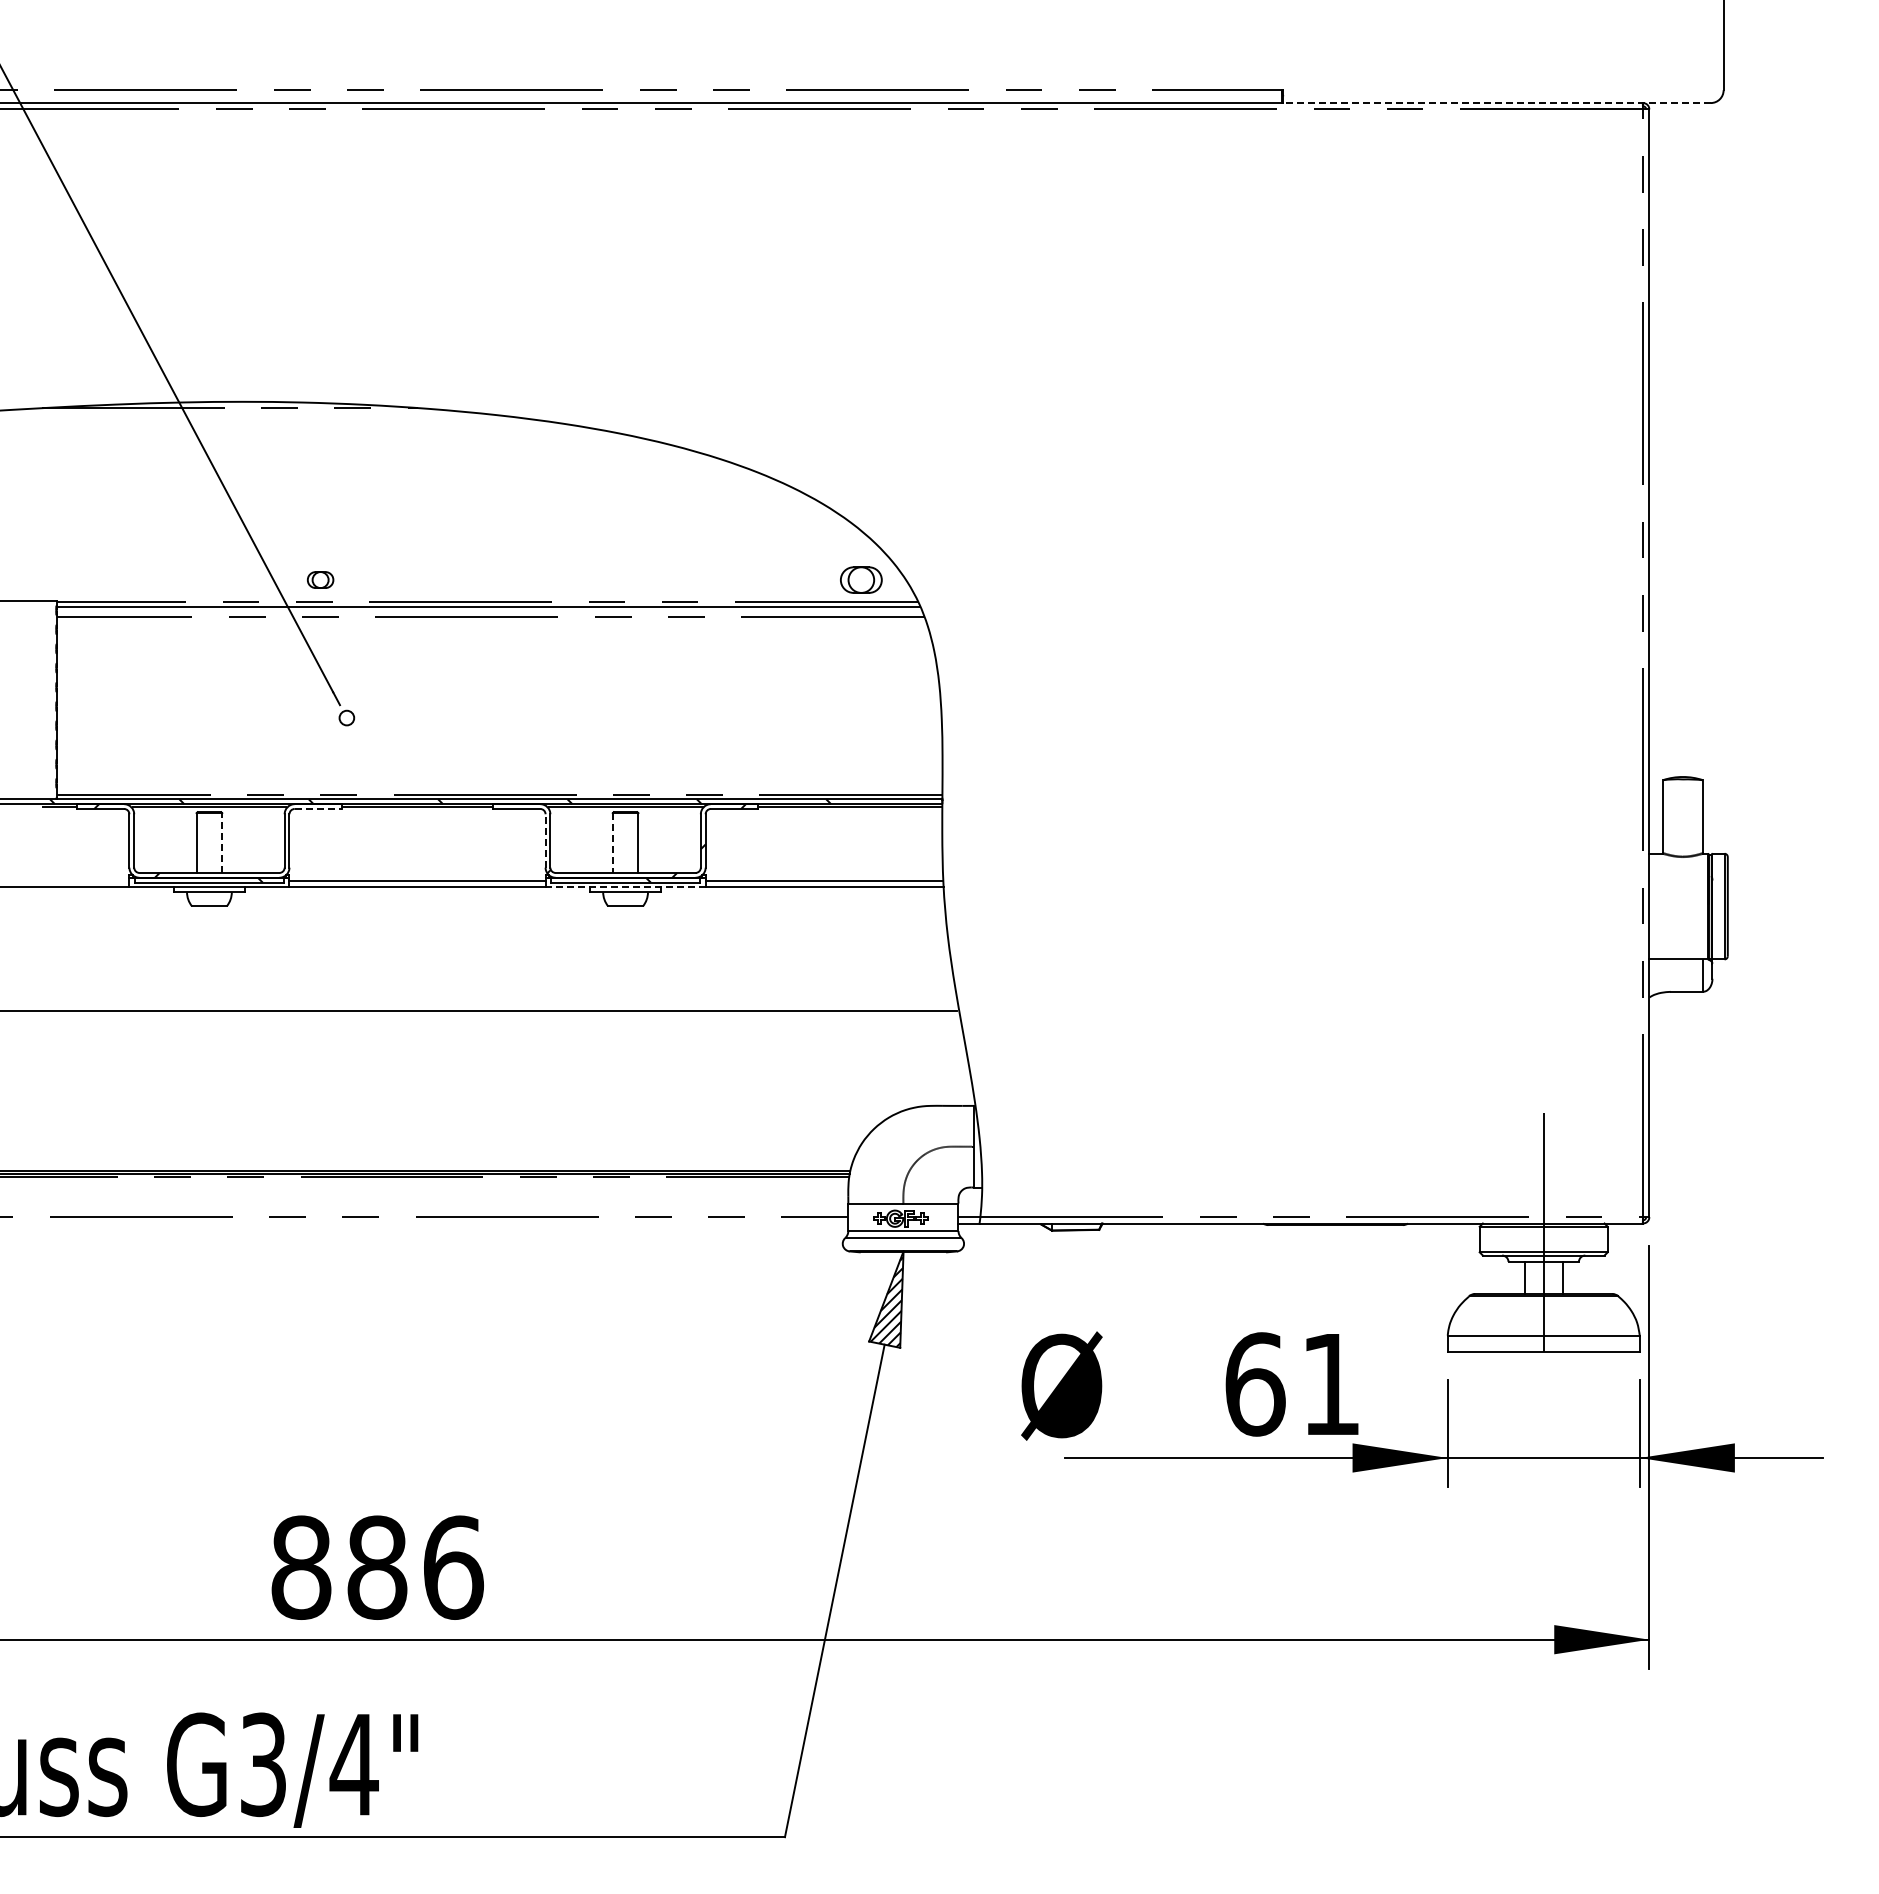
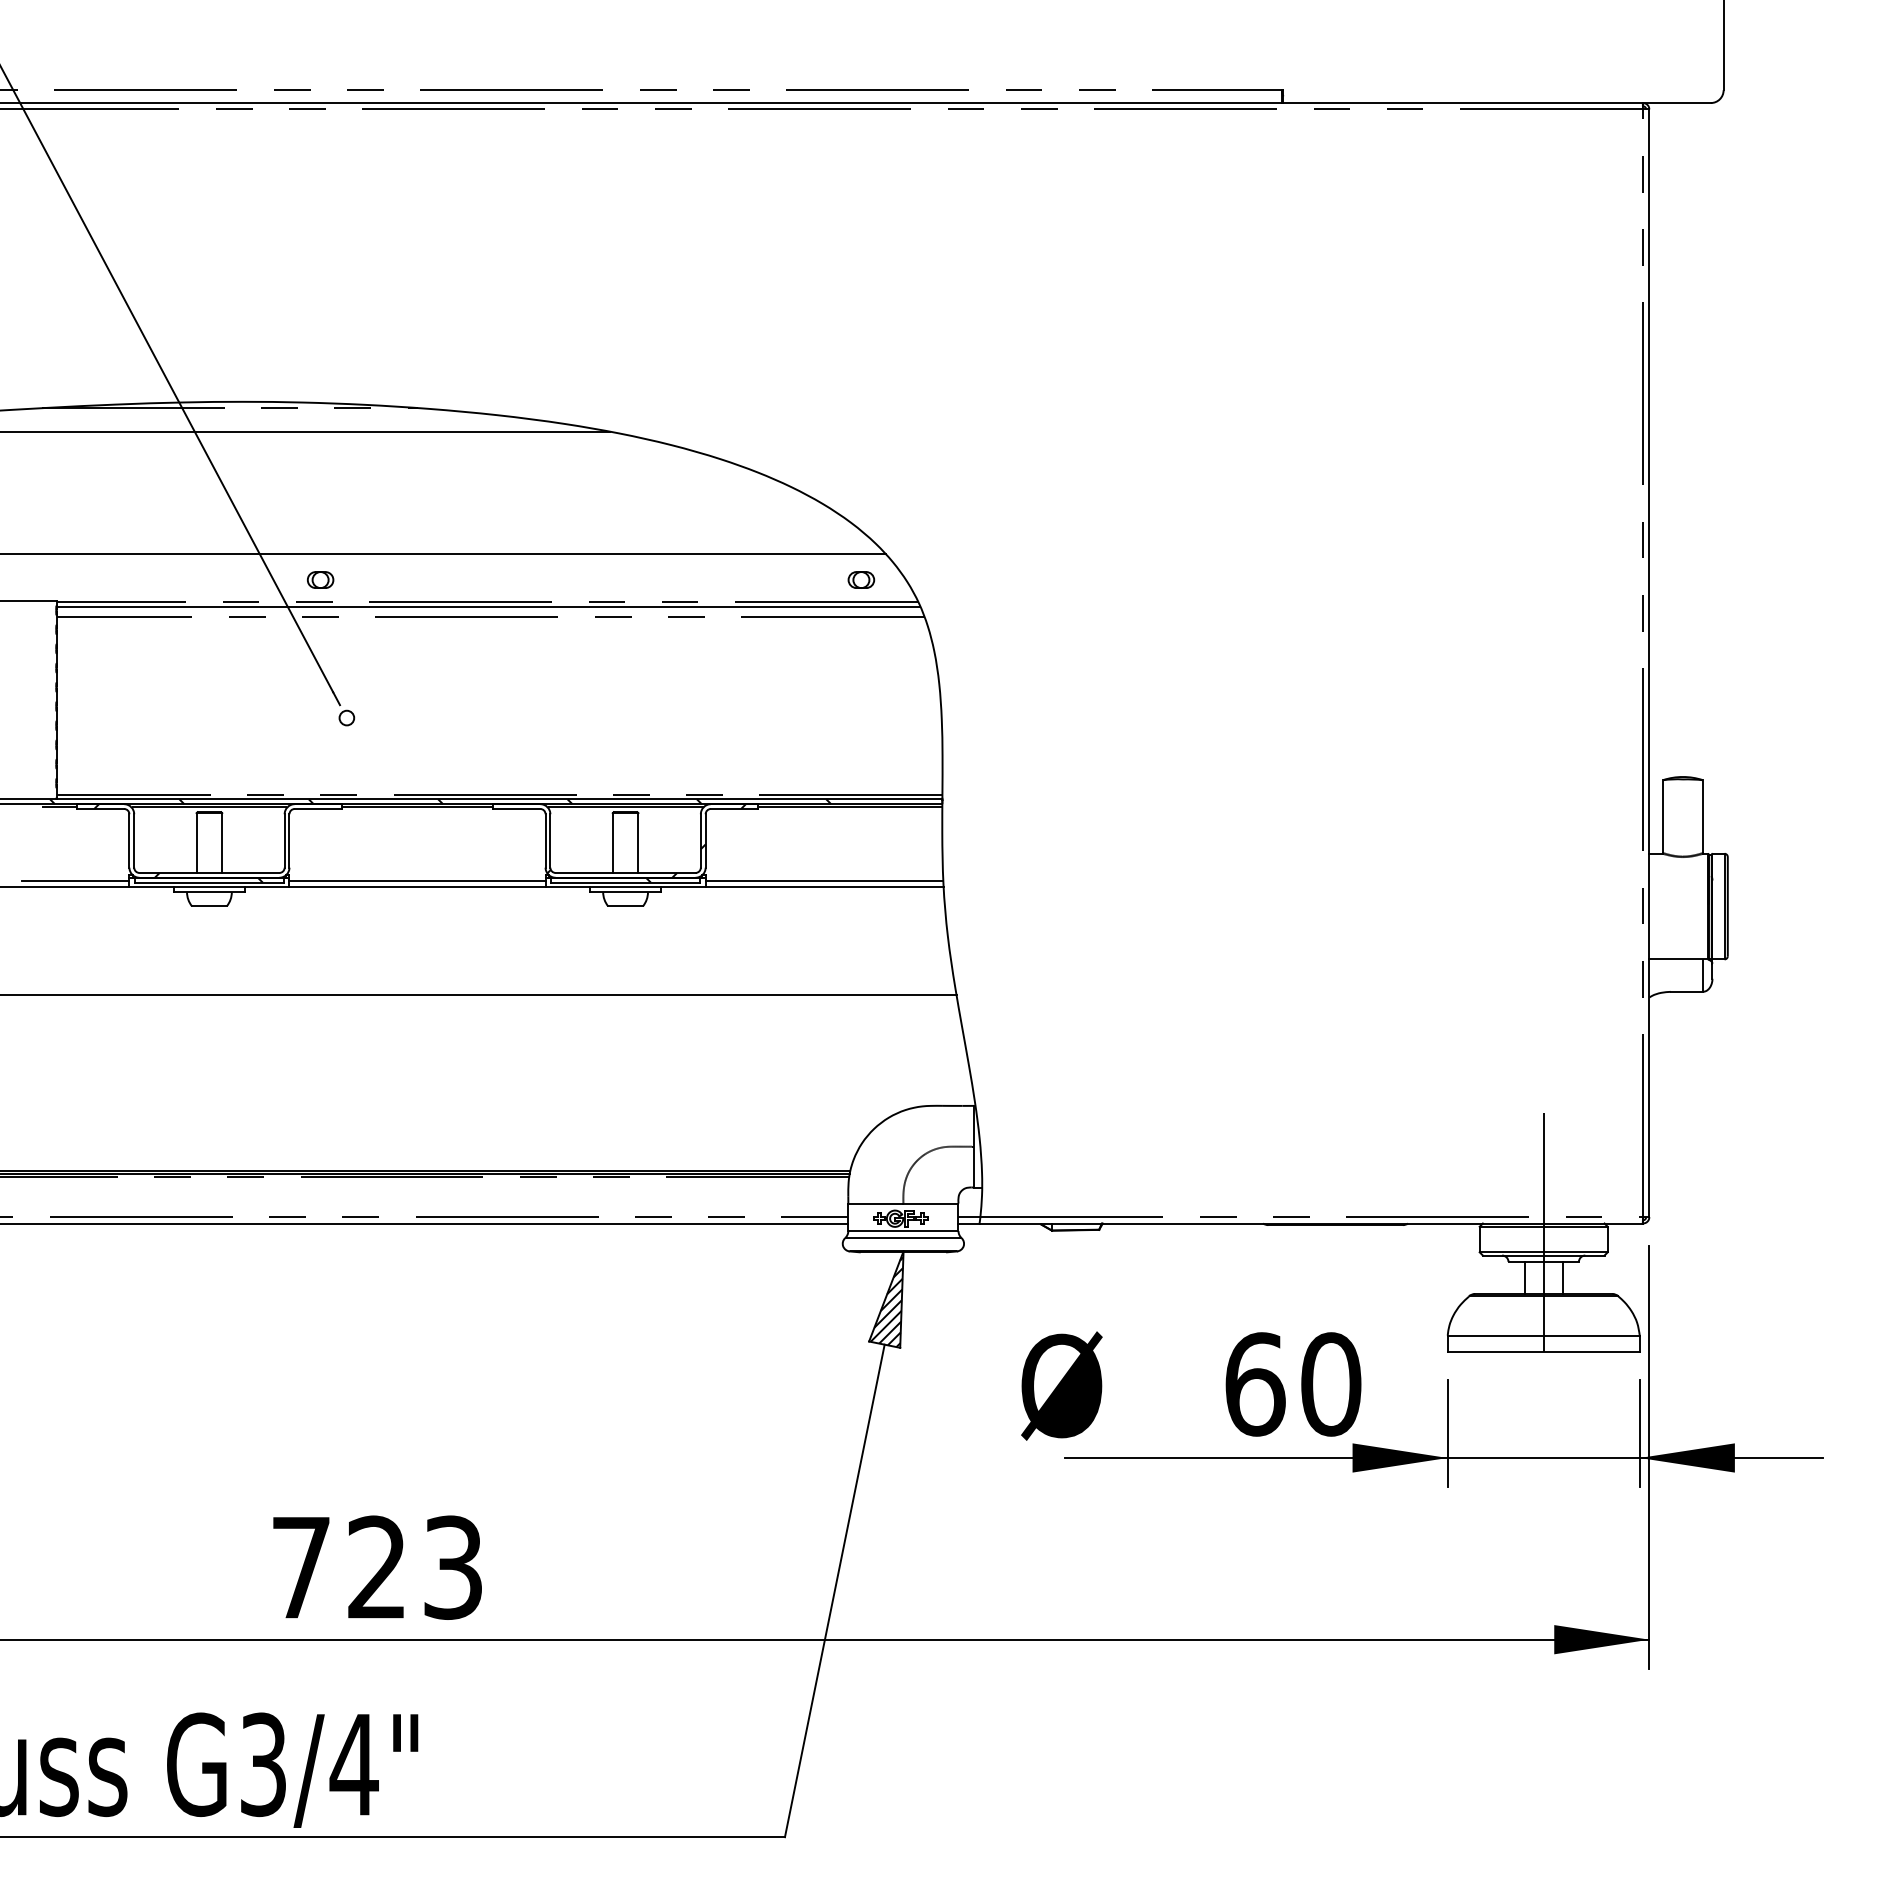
line: dashed -> solid (1497, 103)
line: none -> present (305, 431)
line: none -> present (443, 554)
part size: 43x28 px -> 29x18 px (861, 579)
line: dashed -> solid (318, 808)
line: dashed -> solid (545, 840)
line: dashed -> solid (222, 843)
line: dashed -> solid (612, 843)
line: none -> present (75, 881)
line: dashed -> solid (625, 887)
line position: (479, 1011) -> (479, 995) (479, 995)
line: none -> present (425, 1223)
text: 61 -> 60 (1331, 1384)
text: 886 -> 723 (377, 1567)
